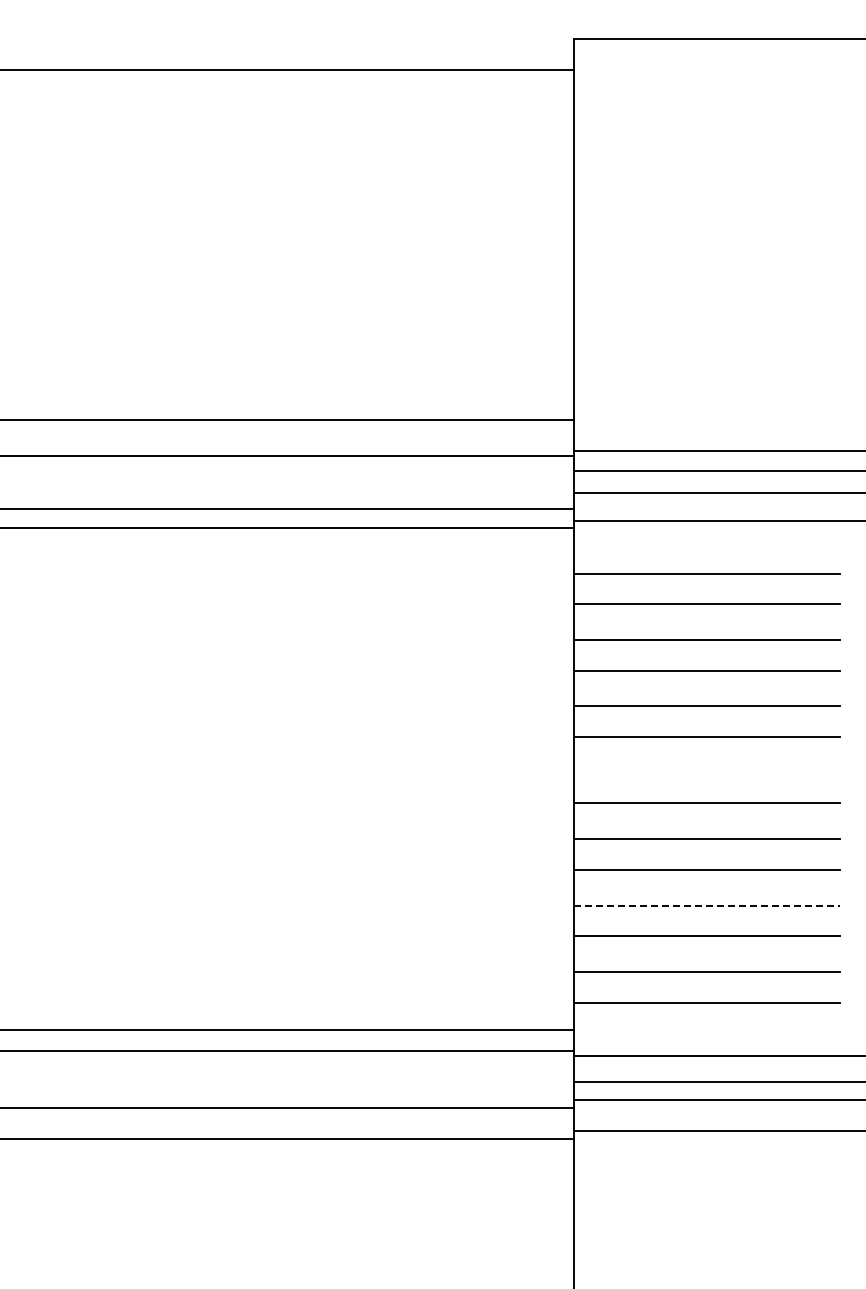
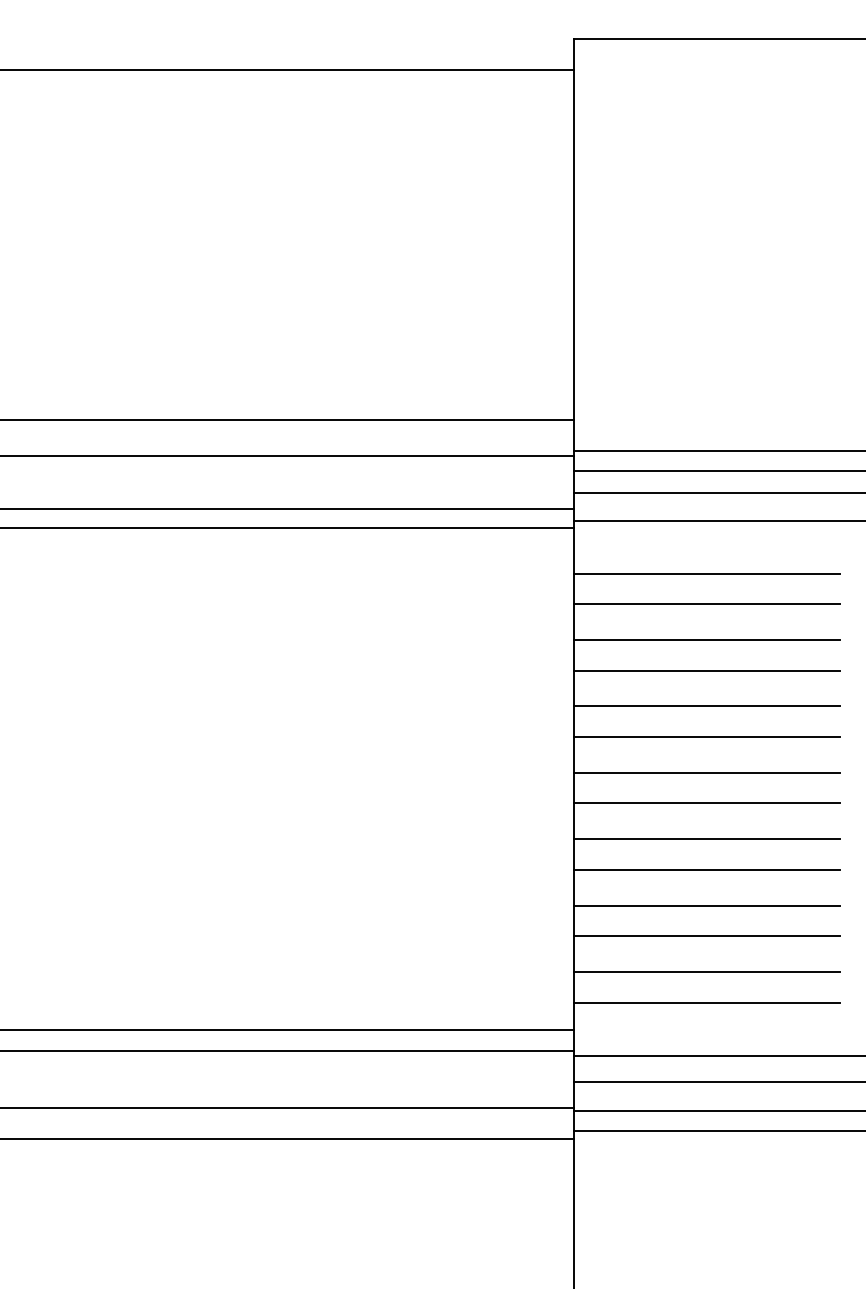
line: none -> present (706, 772)
line: dashed -> solid (707, 905)
line position: (718, 1100) -> (718, 1111) (718, 1111)
